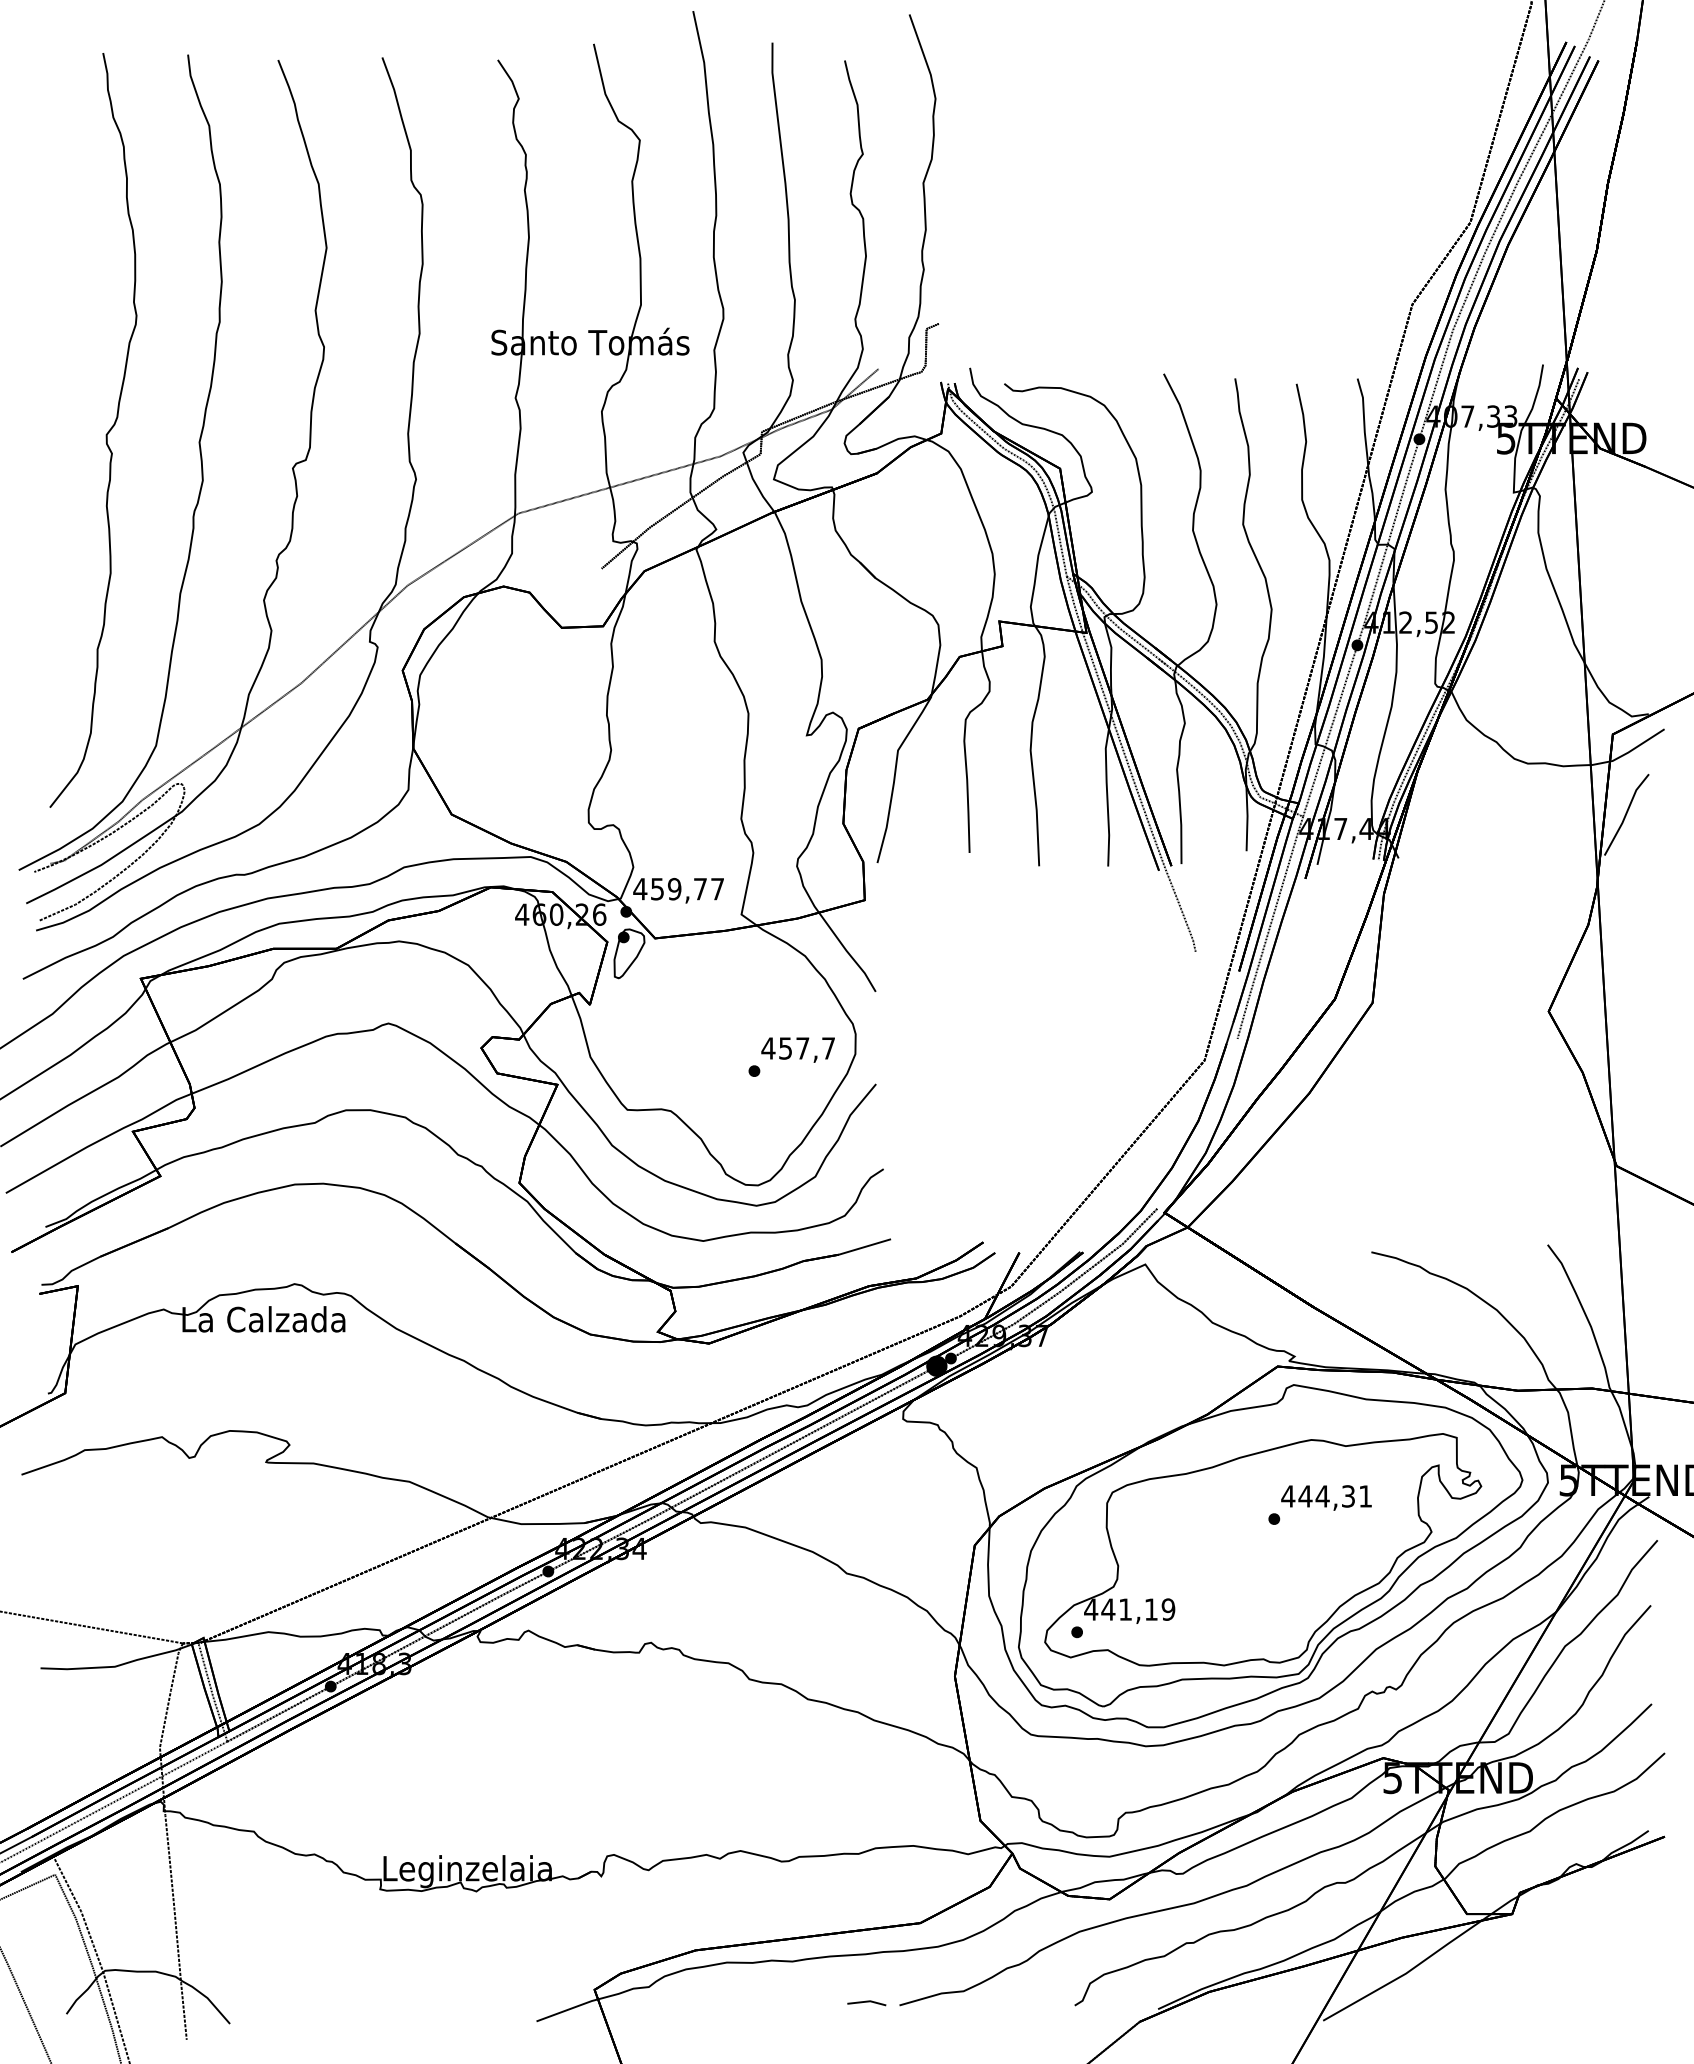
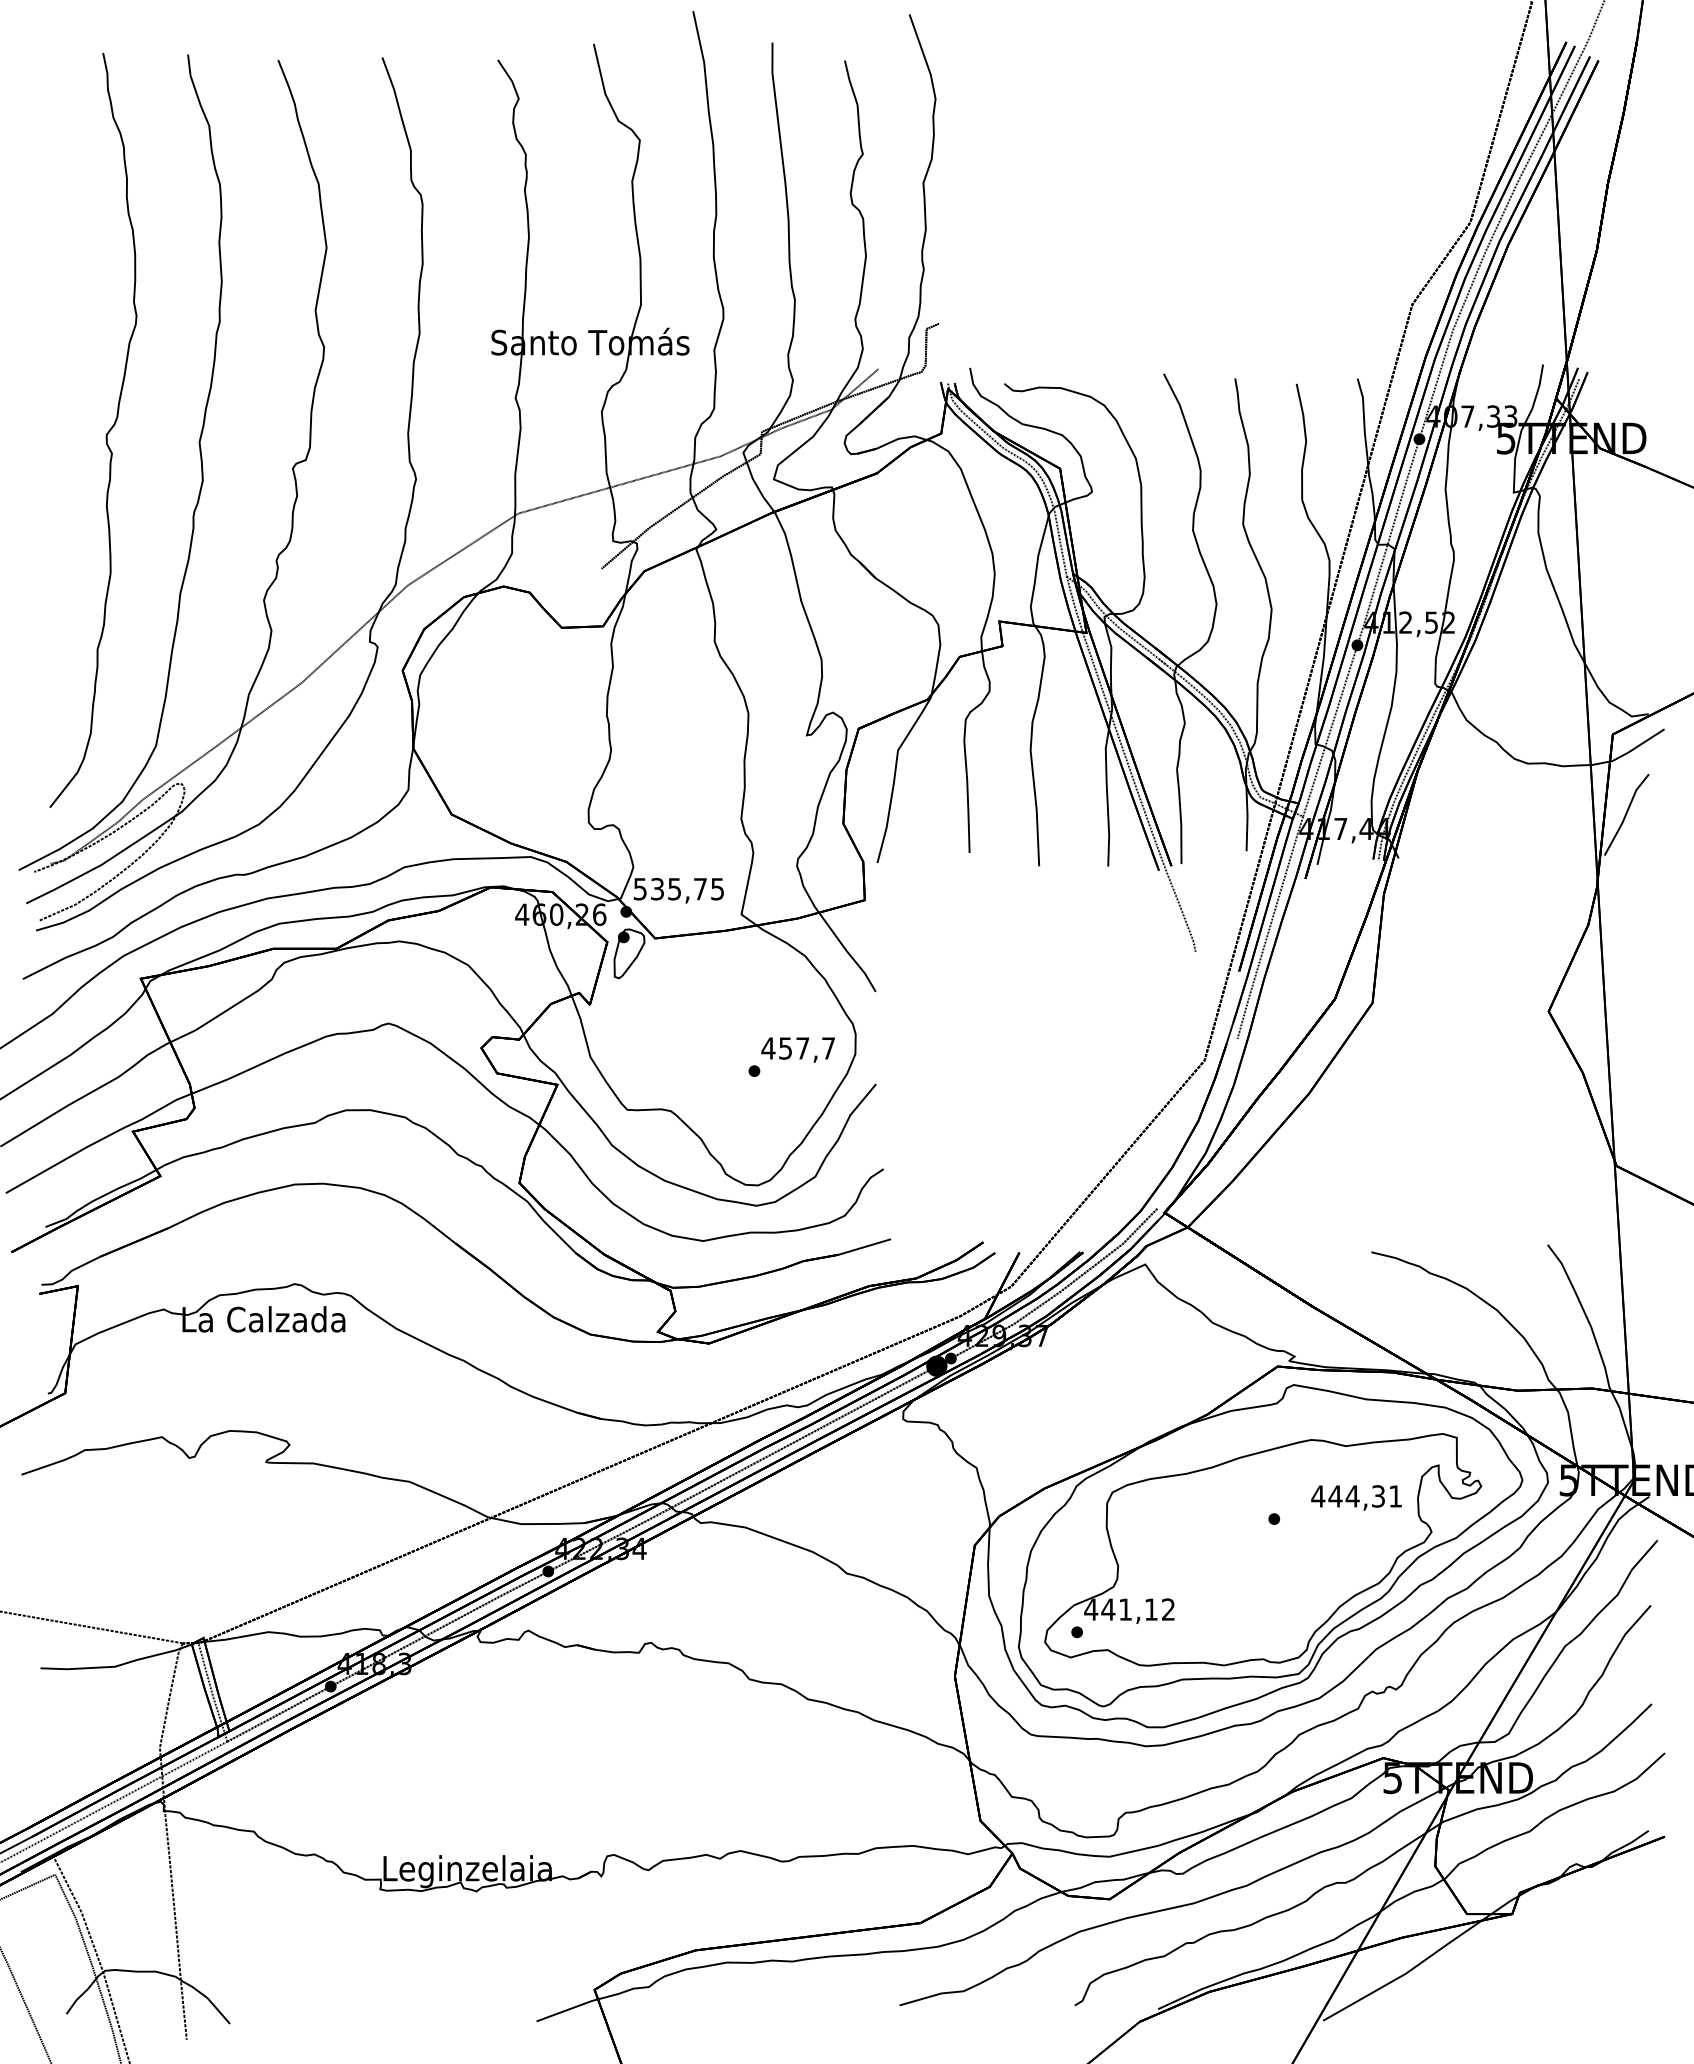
text: 459,77 -> 535,75 (678, 888)
text position: (1326, 1497) -> (1356, 1497) (1356, 1497)
text: 441,19 -> 441,12 (1168, 1609)
line: present -> none (866, 2002)
